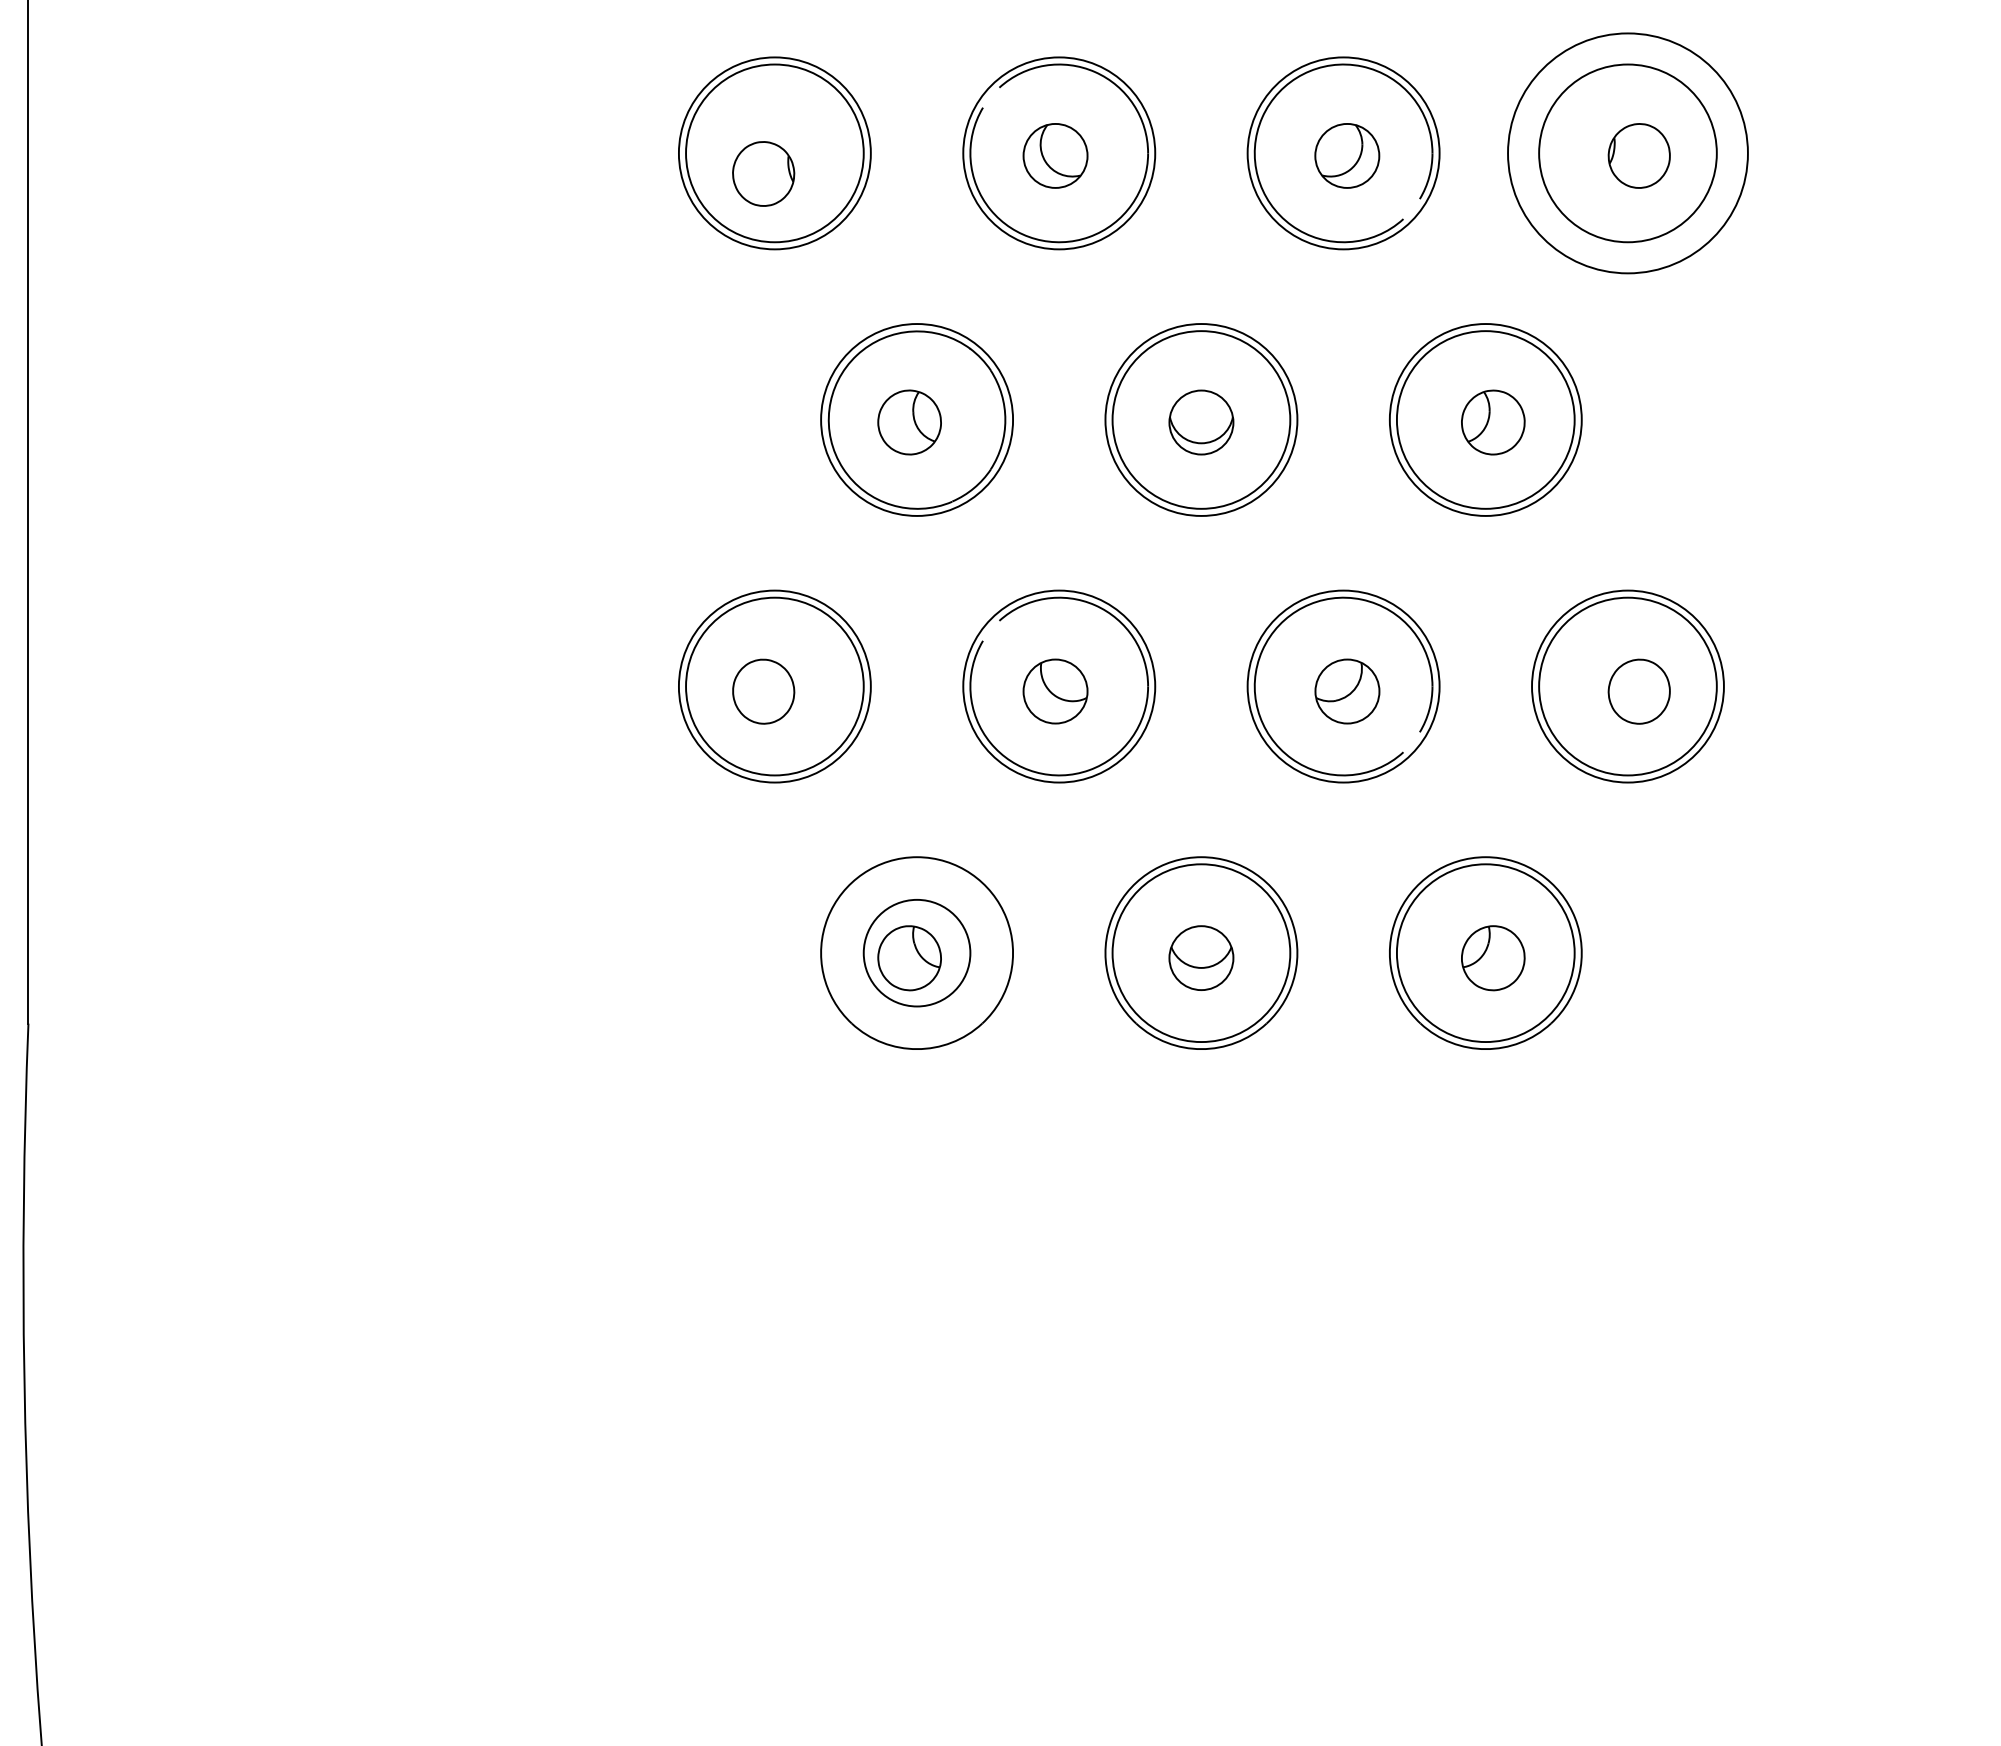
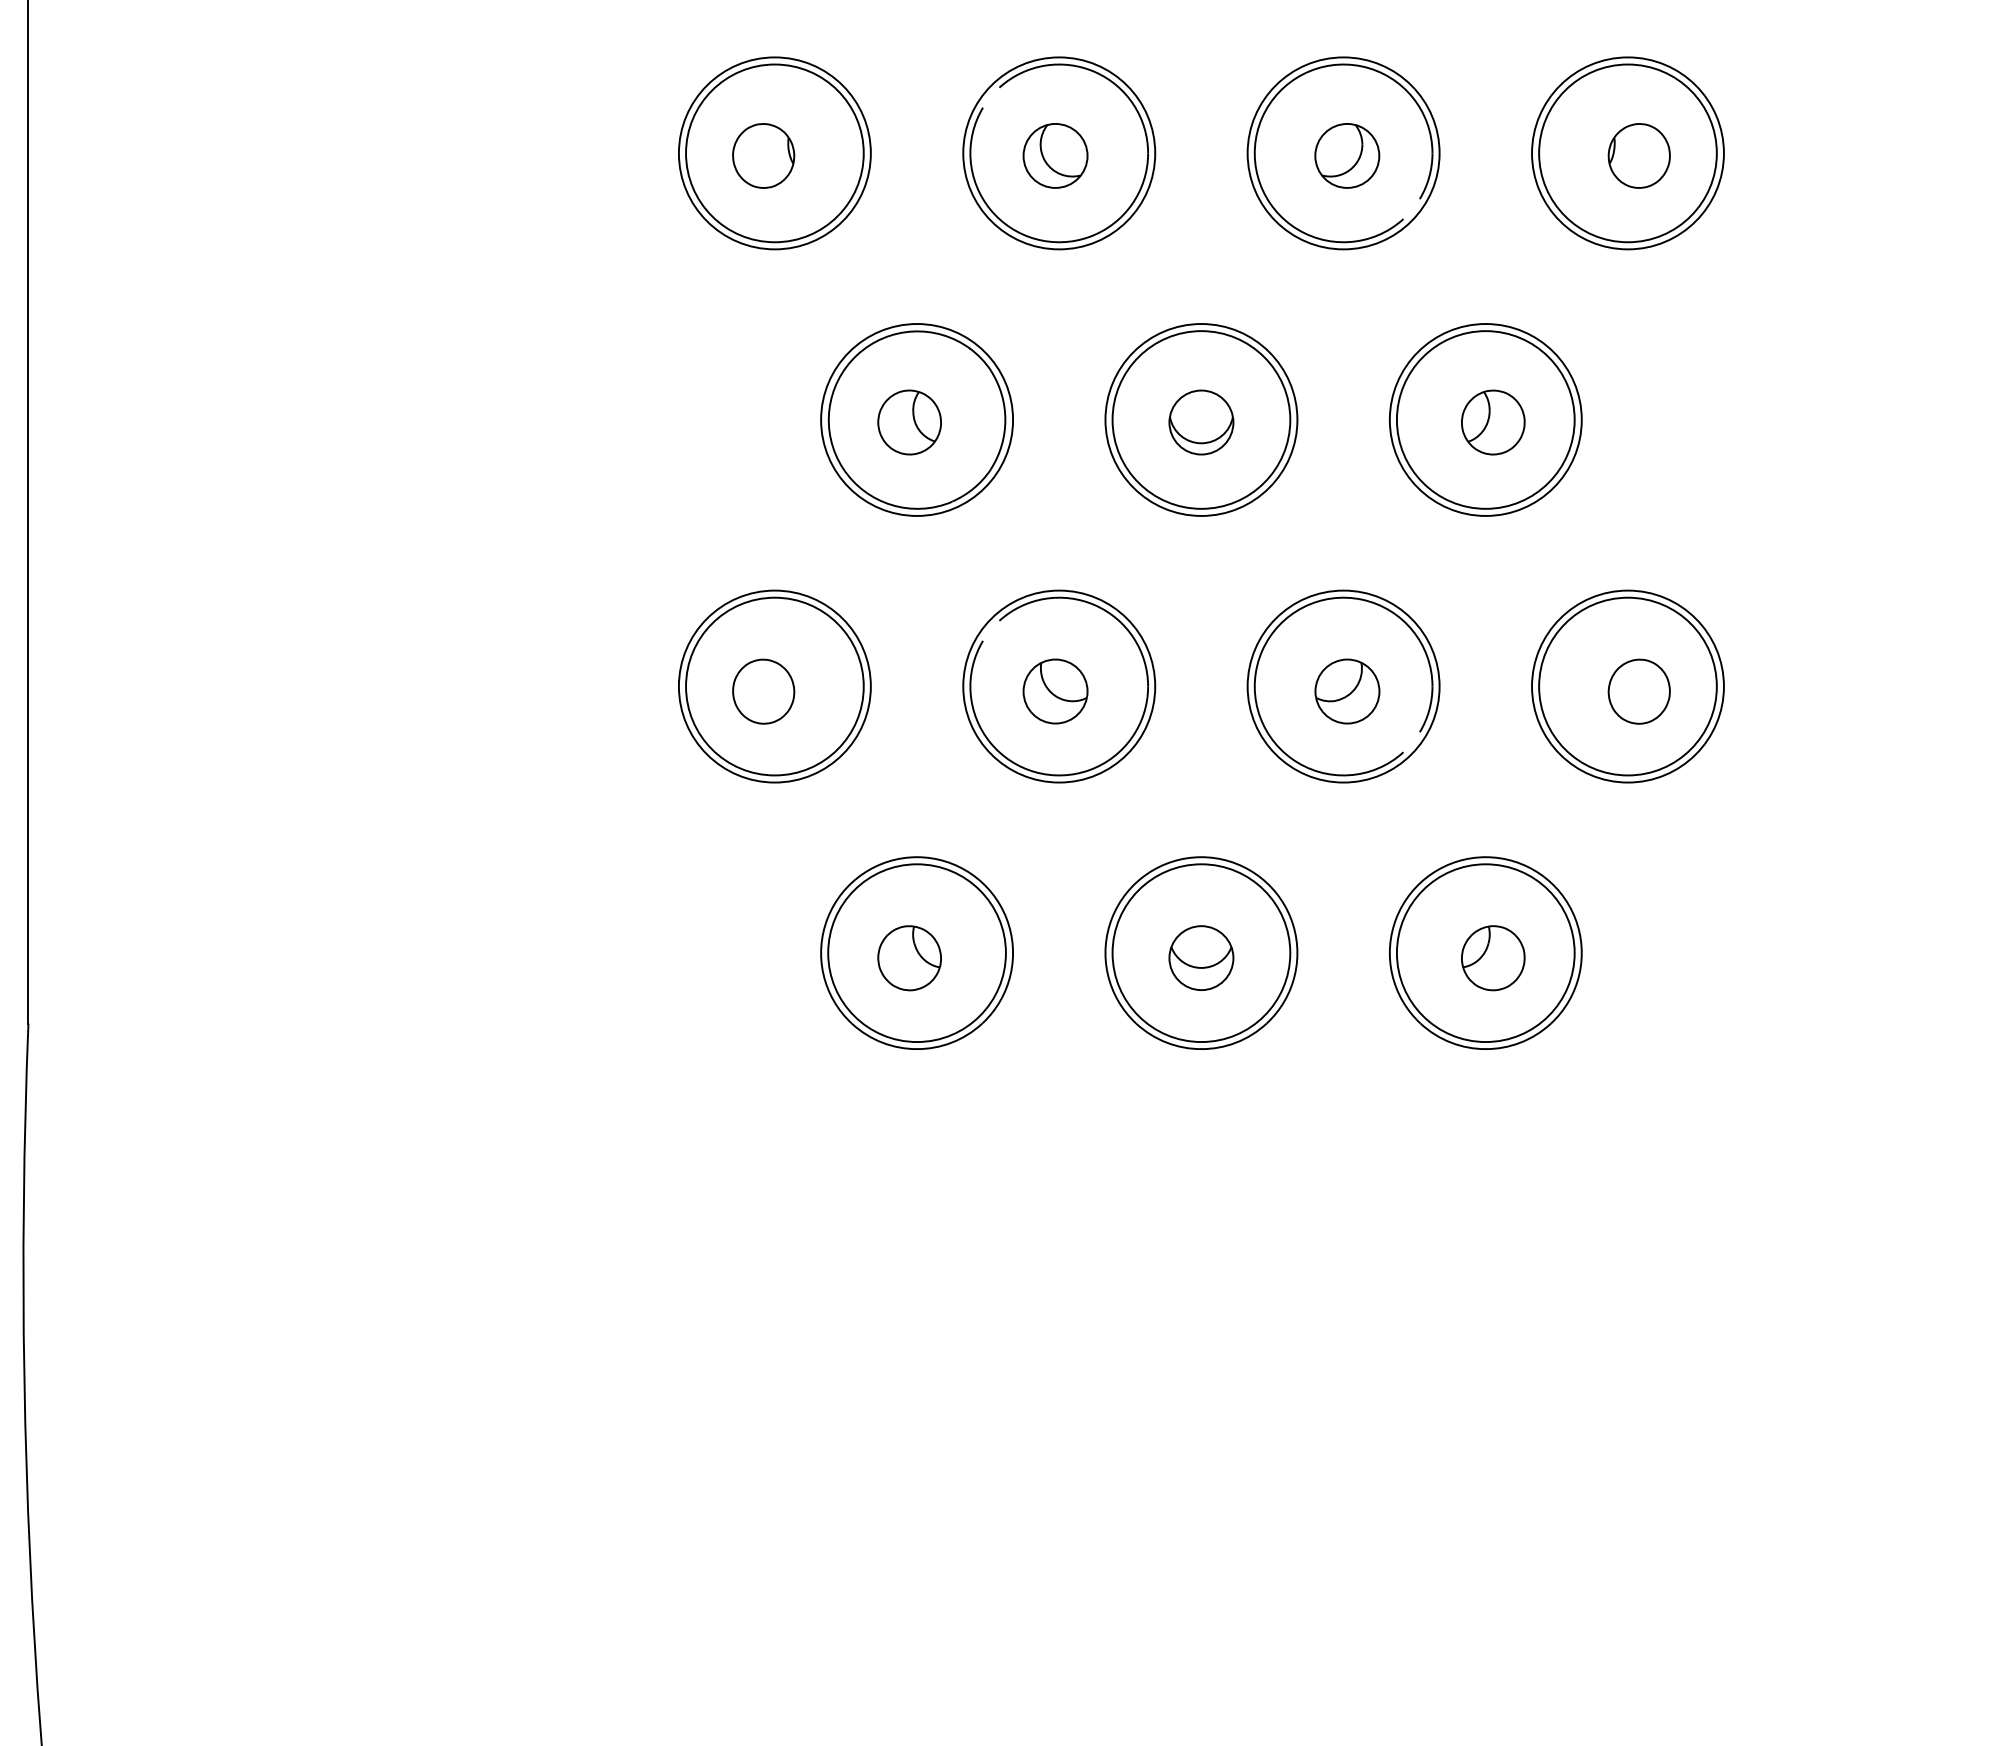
circle diameter: 240 px -> 192 px (1627, 153)
part position: (763, 173) -> (763, 155) (763, 155)
circle diameter: 107 px -> 178 px (916, 953)
